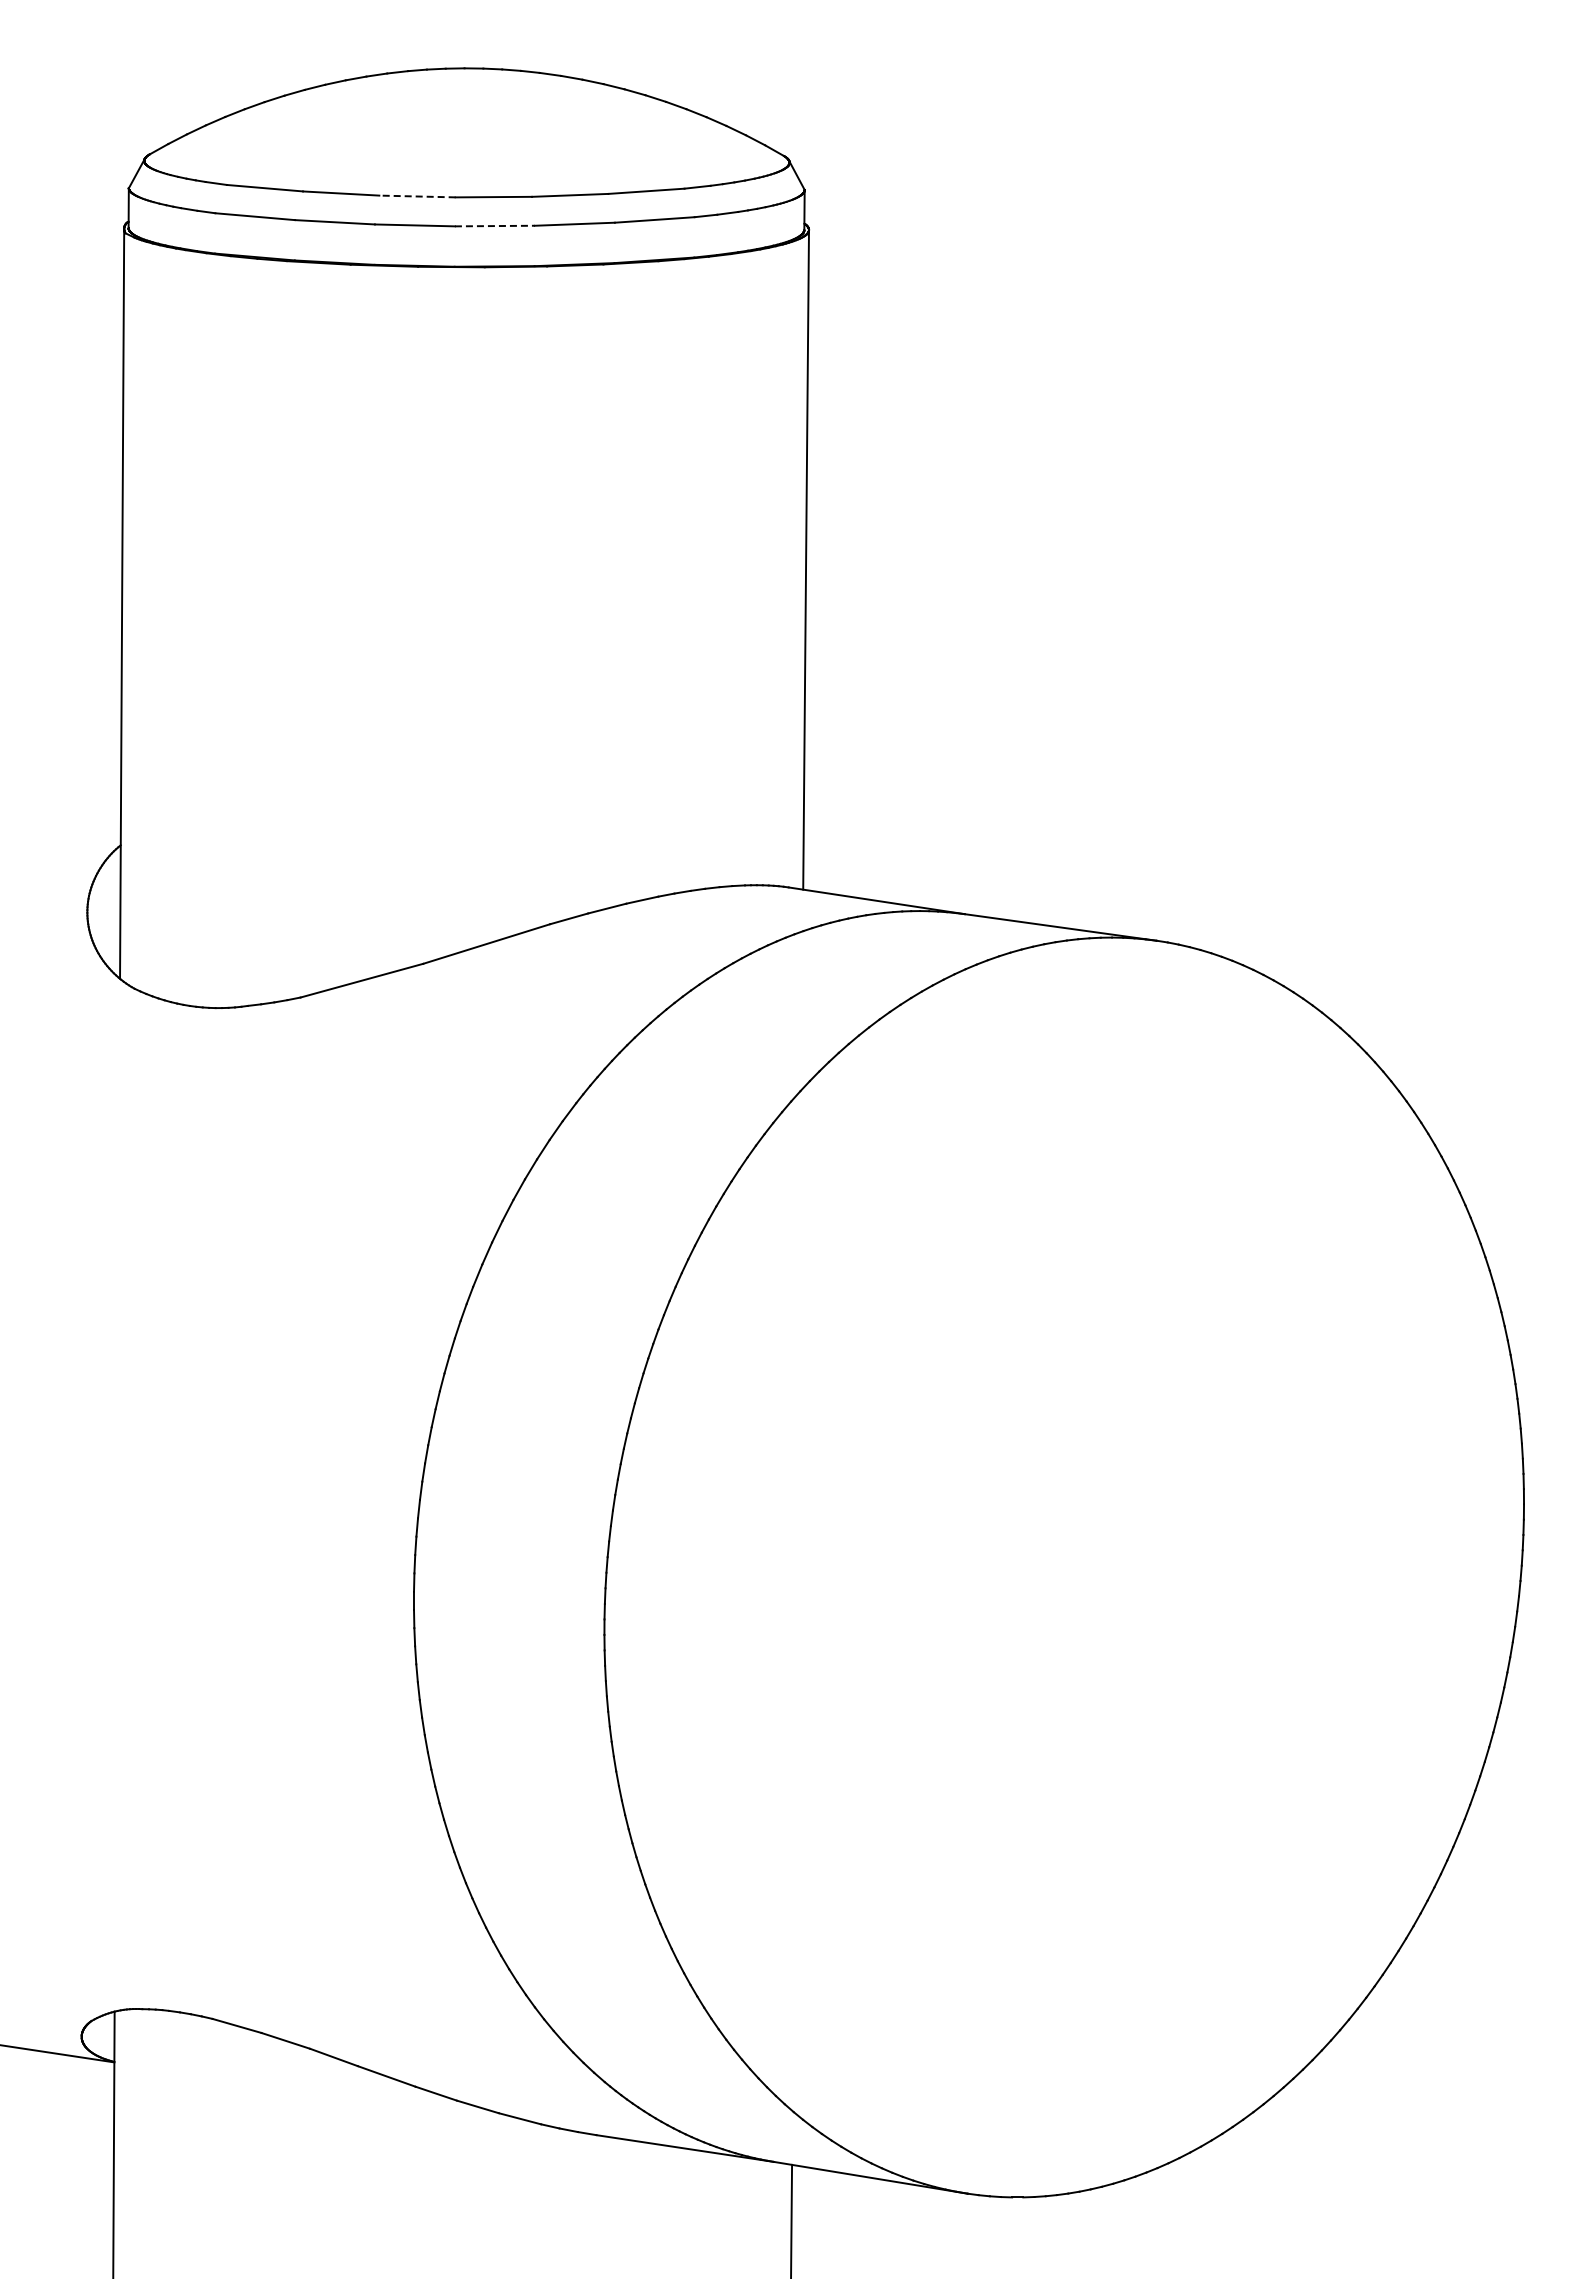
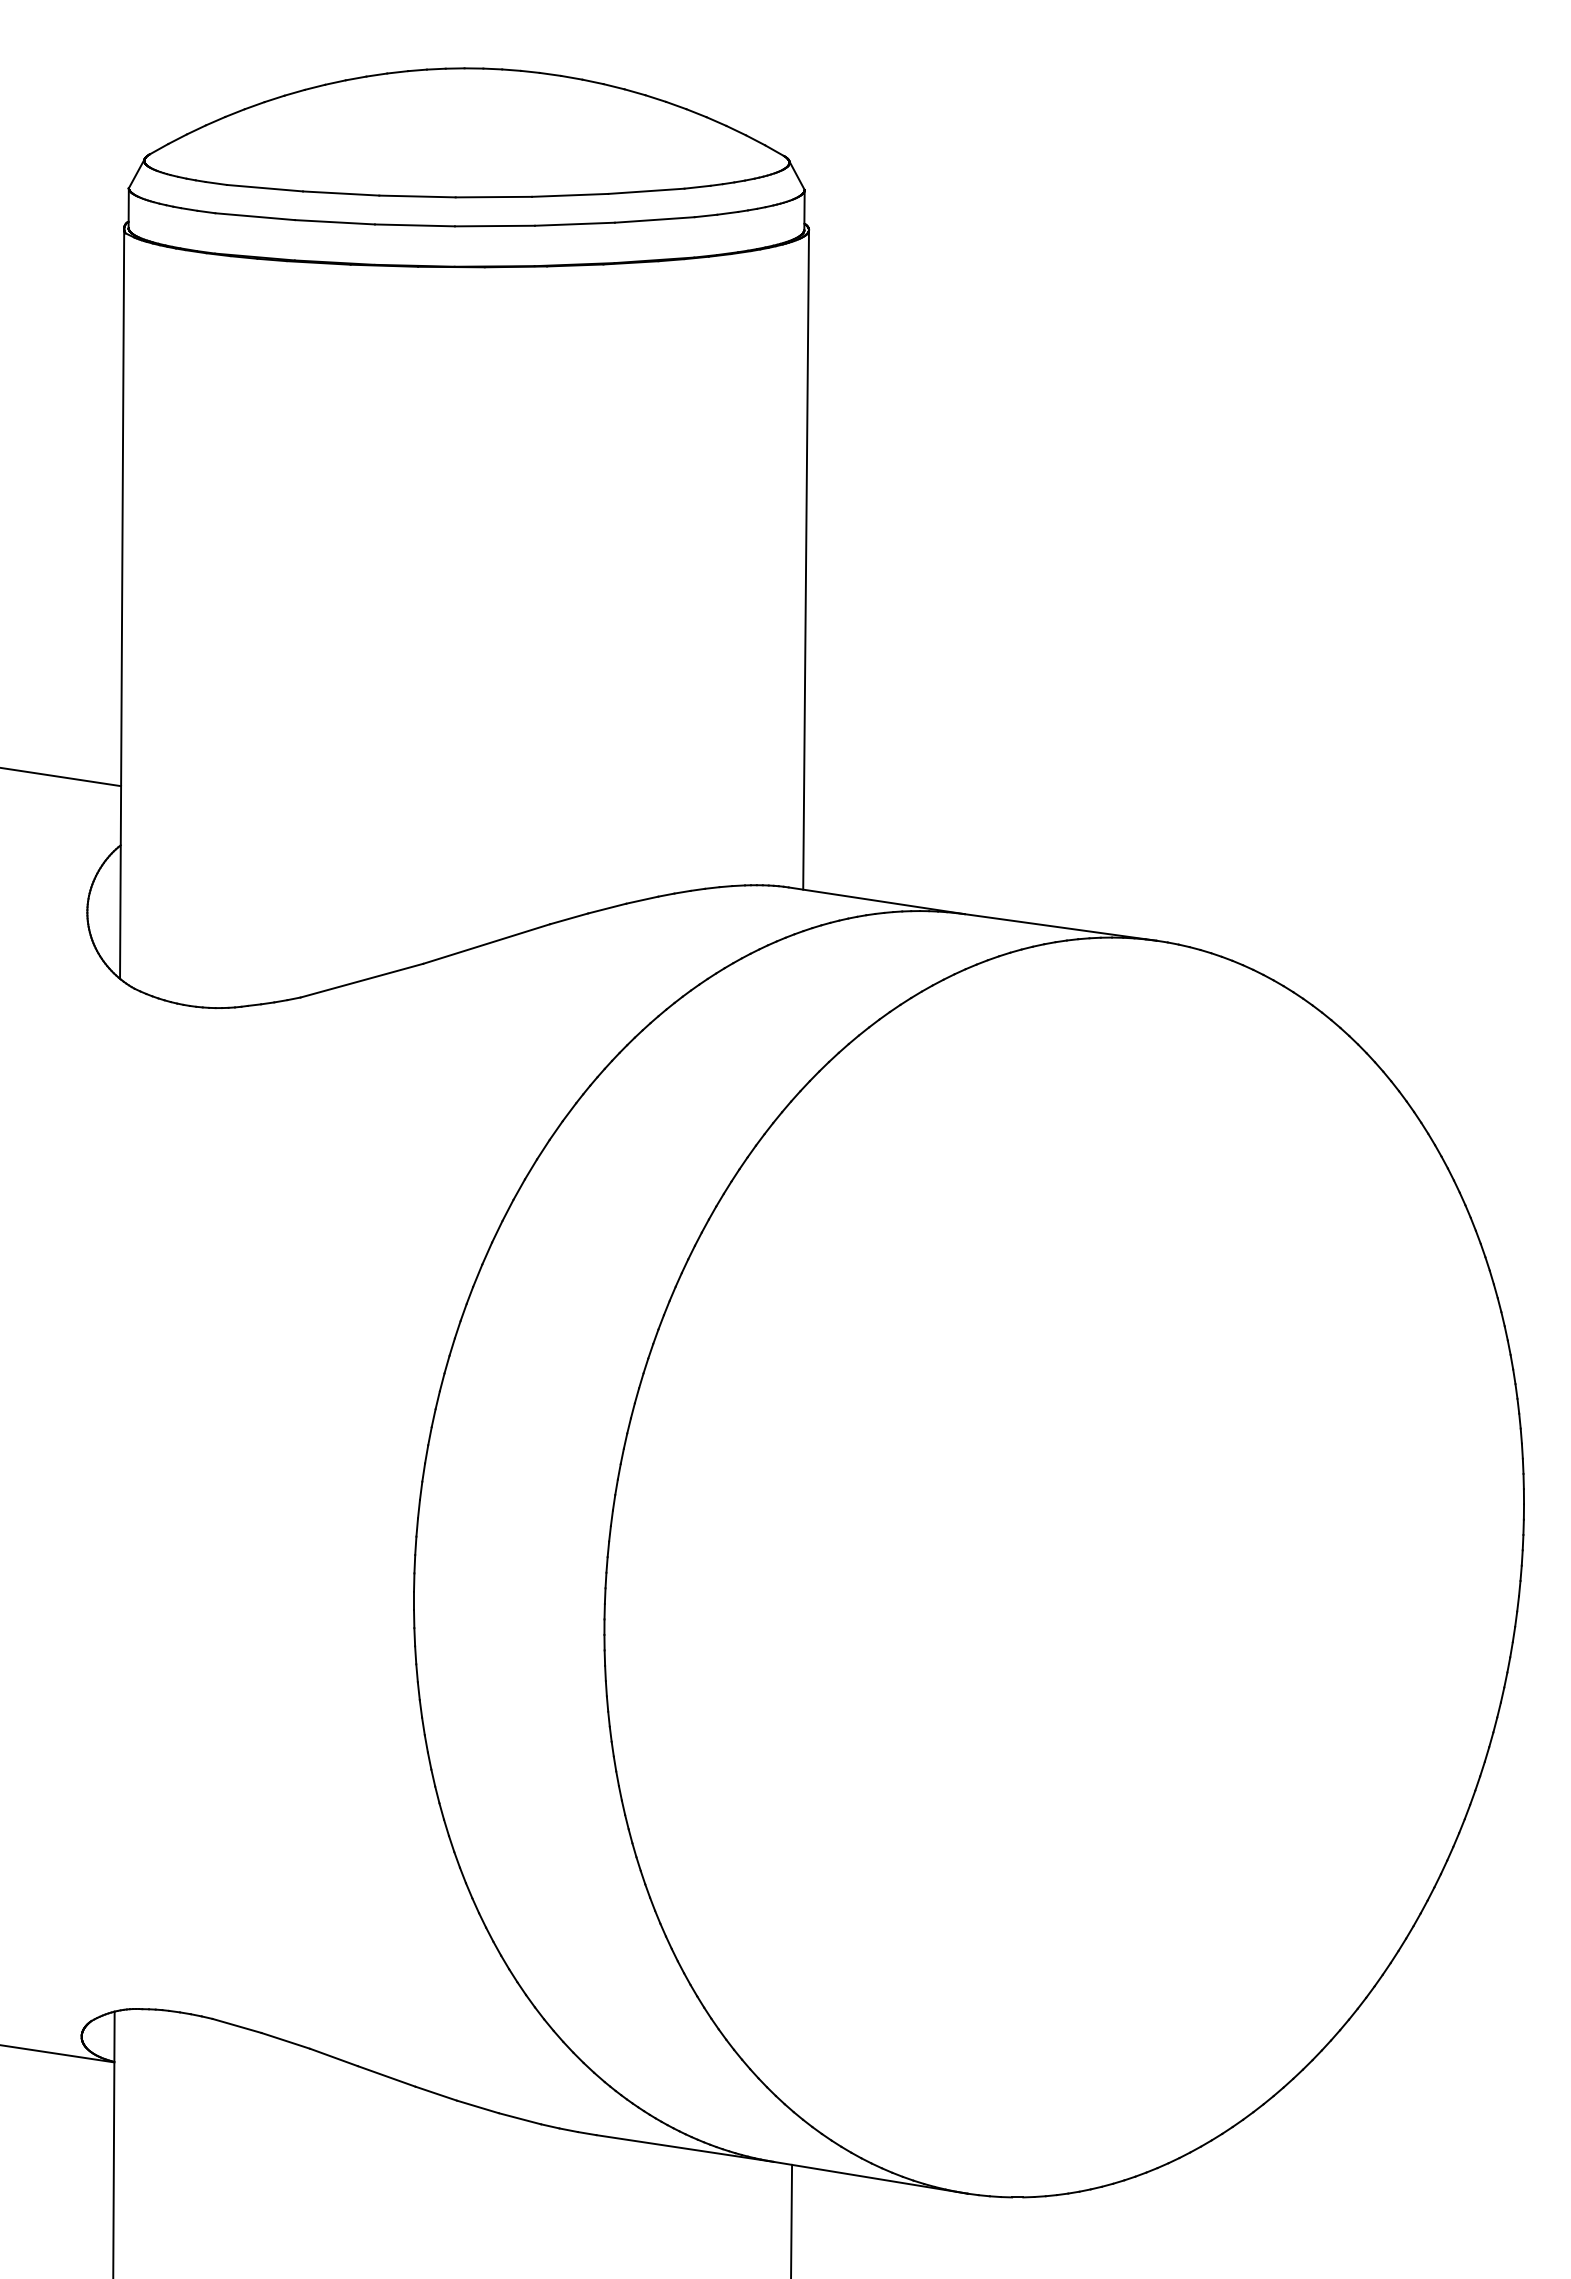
line: dashed -> solid (417, 196)
line: dashed -> solid (494, 226)
line: none -> present (61, 777)
